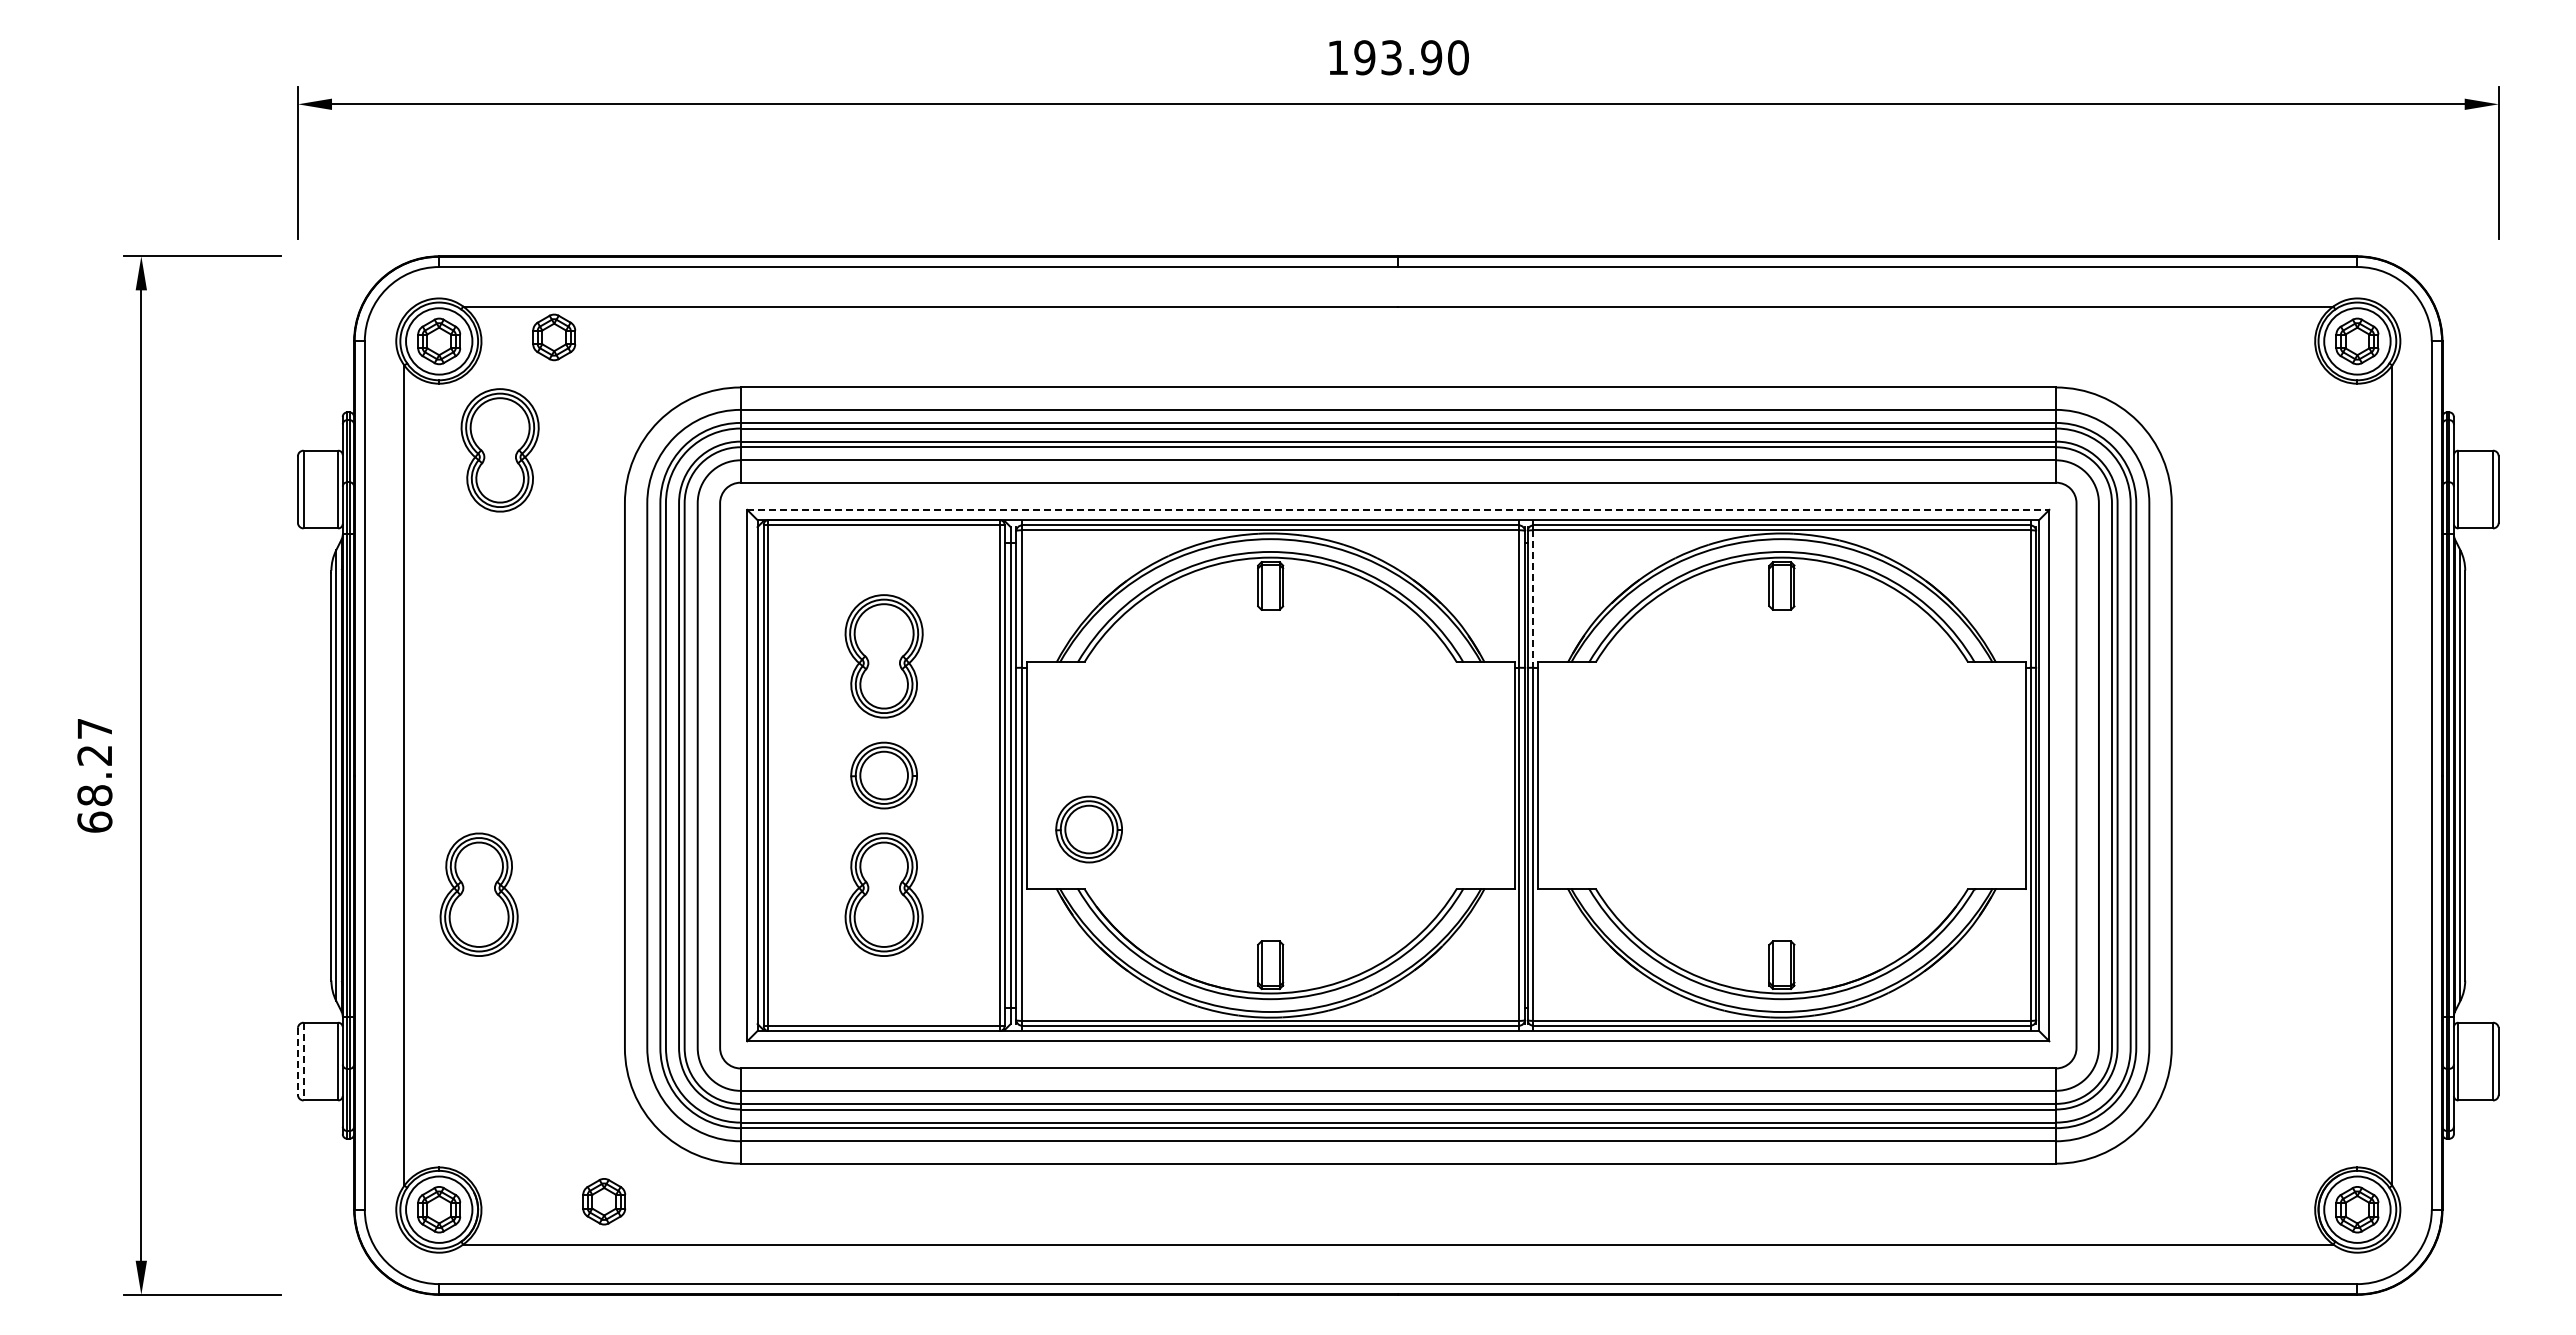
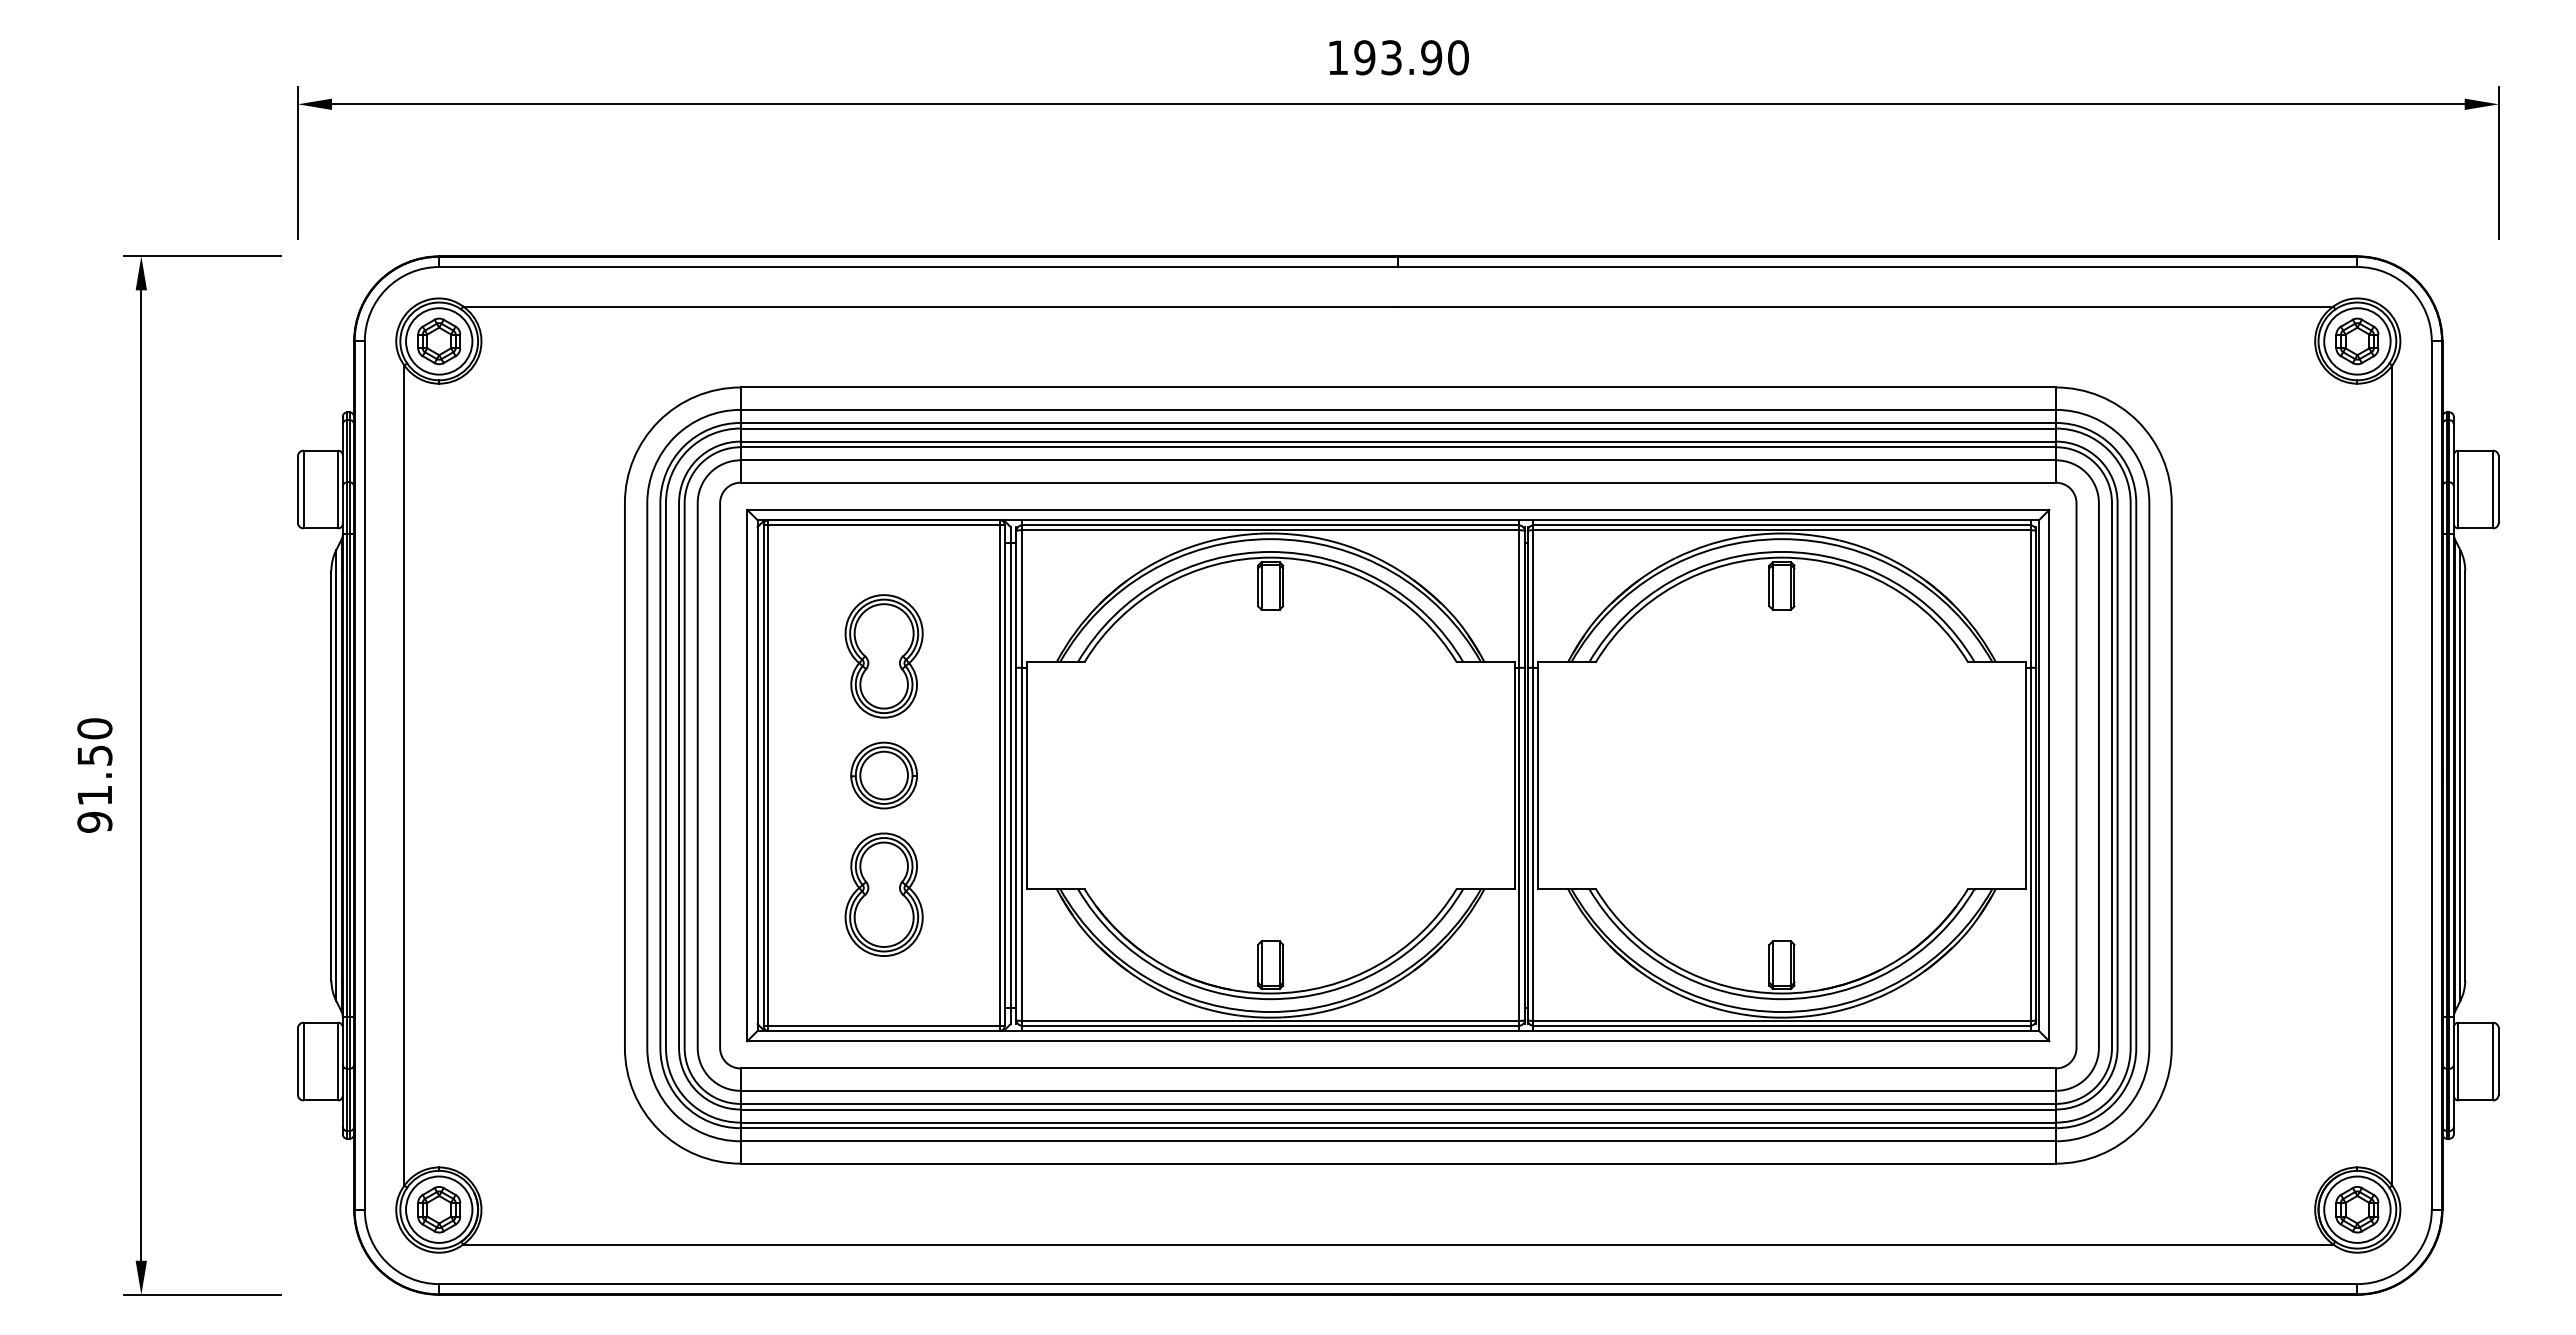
part: present -> none (554, 337)
part: present -> none (499, 450)
line: dashed -> solid (1398, 509)
line: dashed -> solid (1533, 598)
text: 68.27 -> 91.50 (94, 775)
part: present -> none (1088, 829)
part: present -> none (478, 894)
line: dashed -> solid (303, 1061)
line: dashed -> solid (297, 1062)
part: present -> none (604, 1201)
